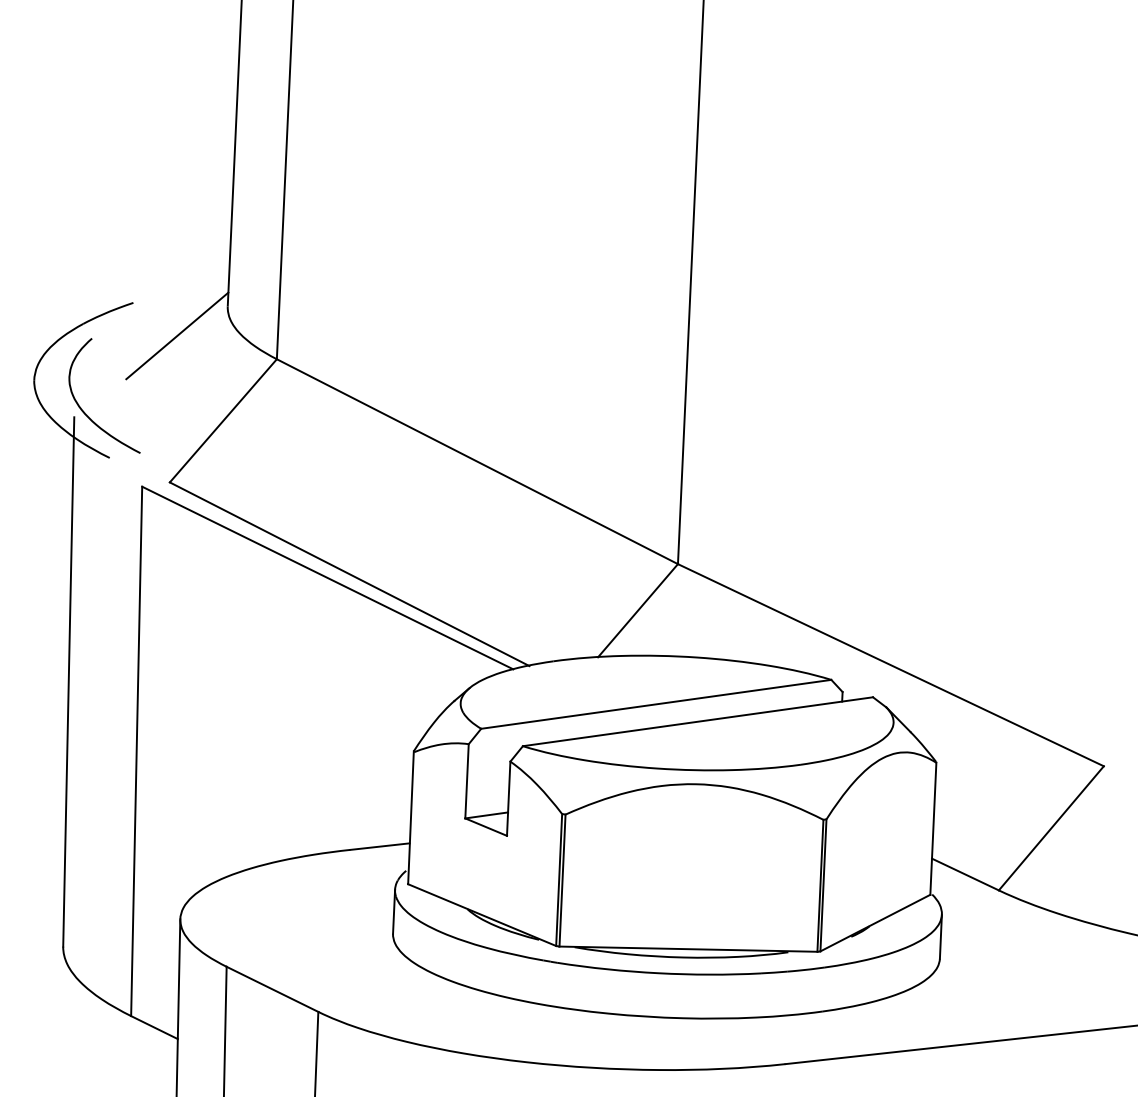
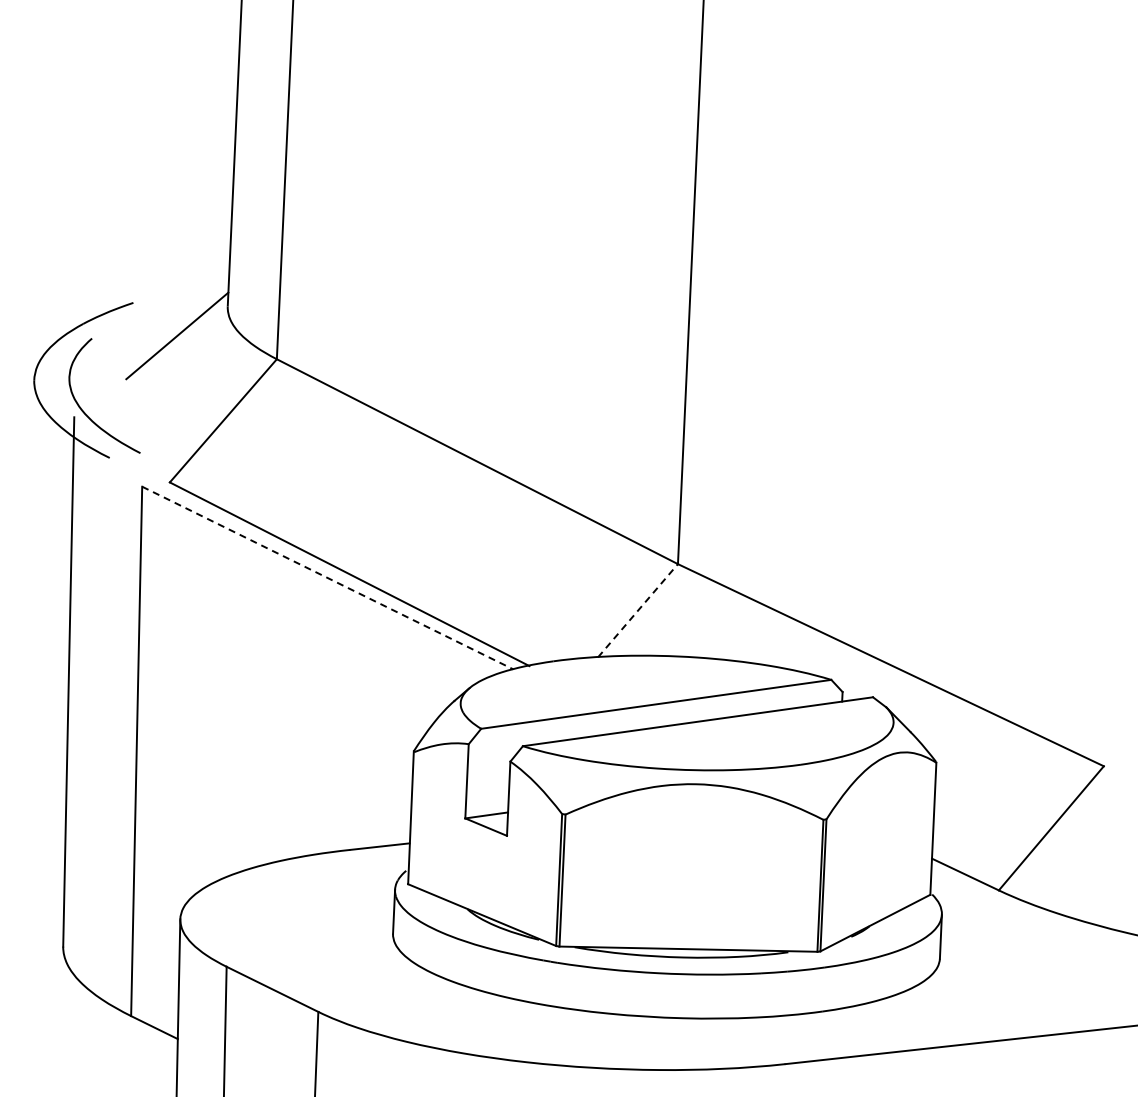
line: solid -> dashed (327, 578)
line: solid -> dashed (638, 610)
